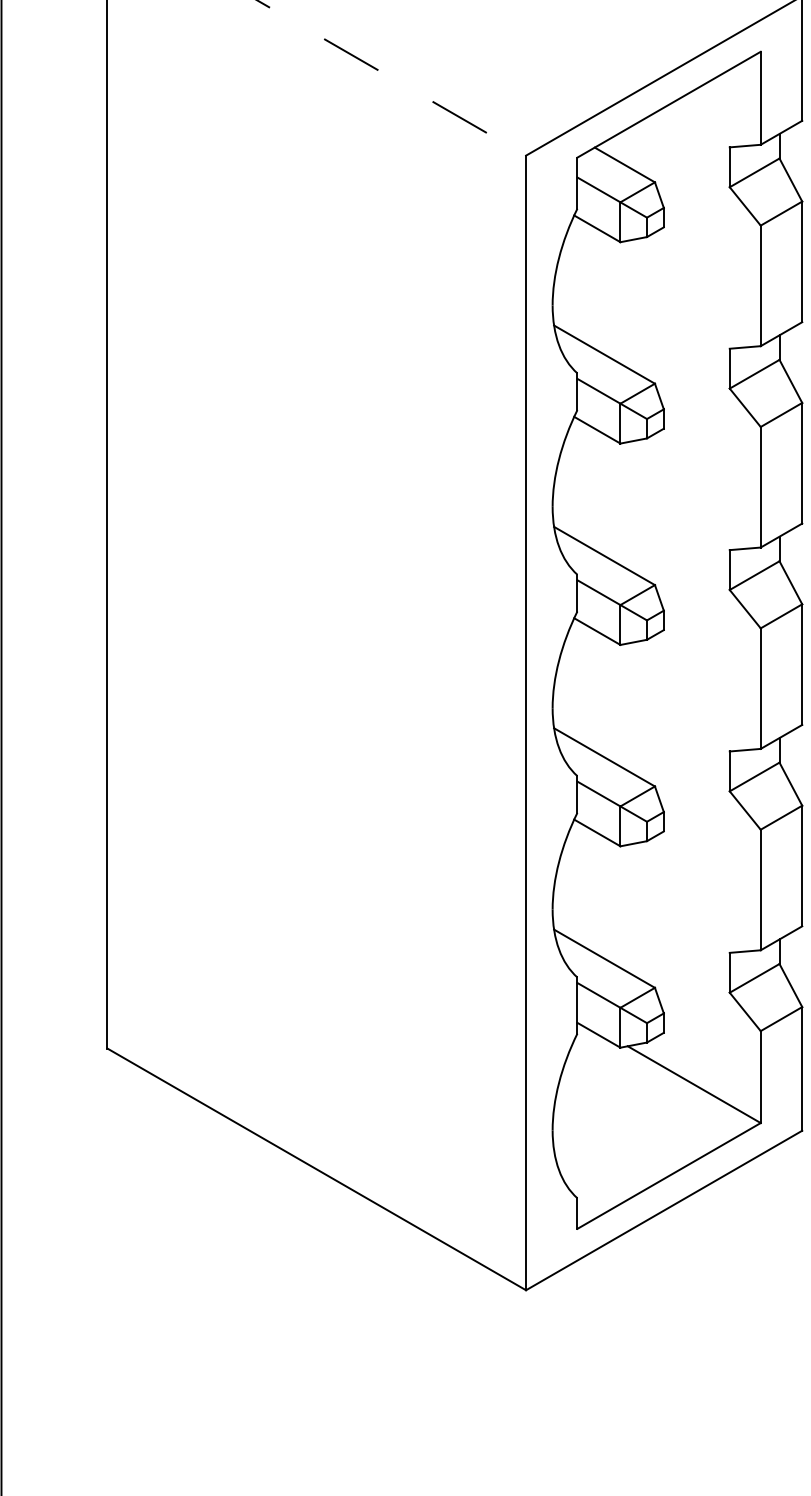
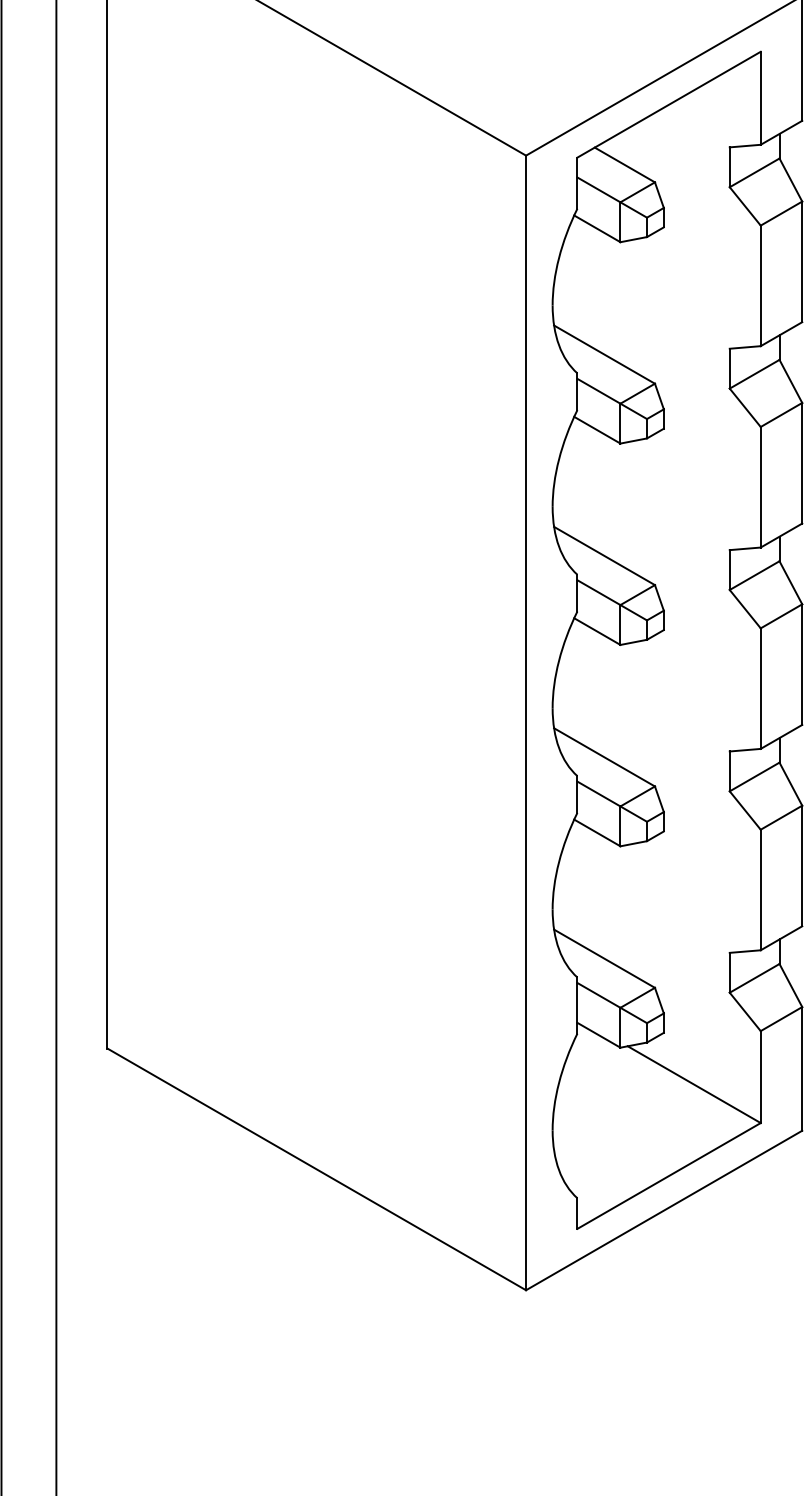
line: dashed -> solid (391, 78)
line: none -> present (56, 747)
